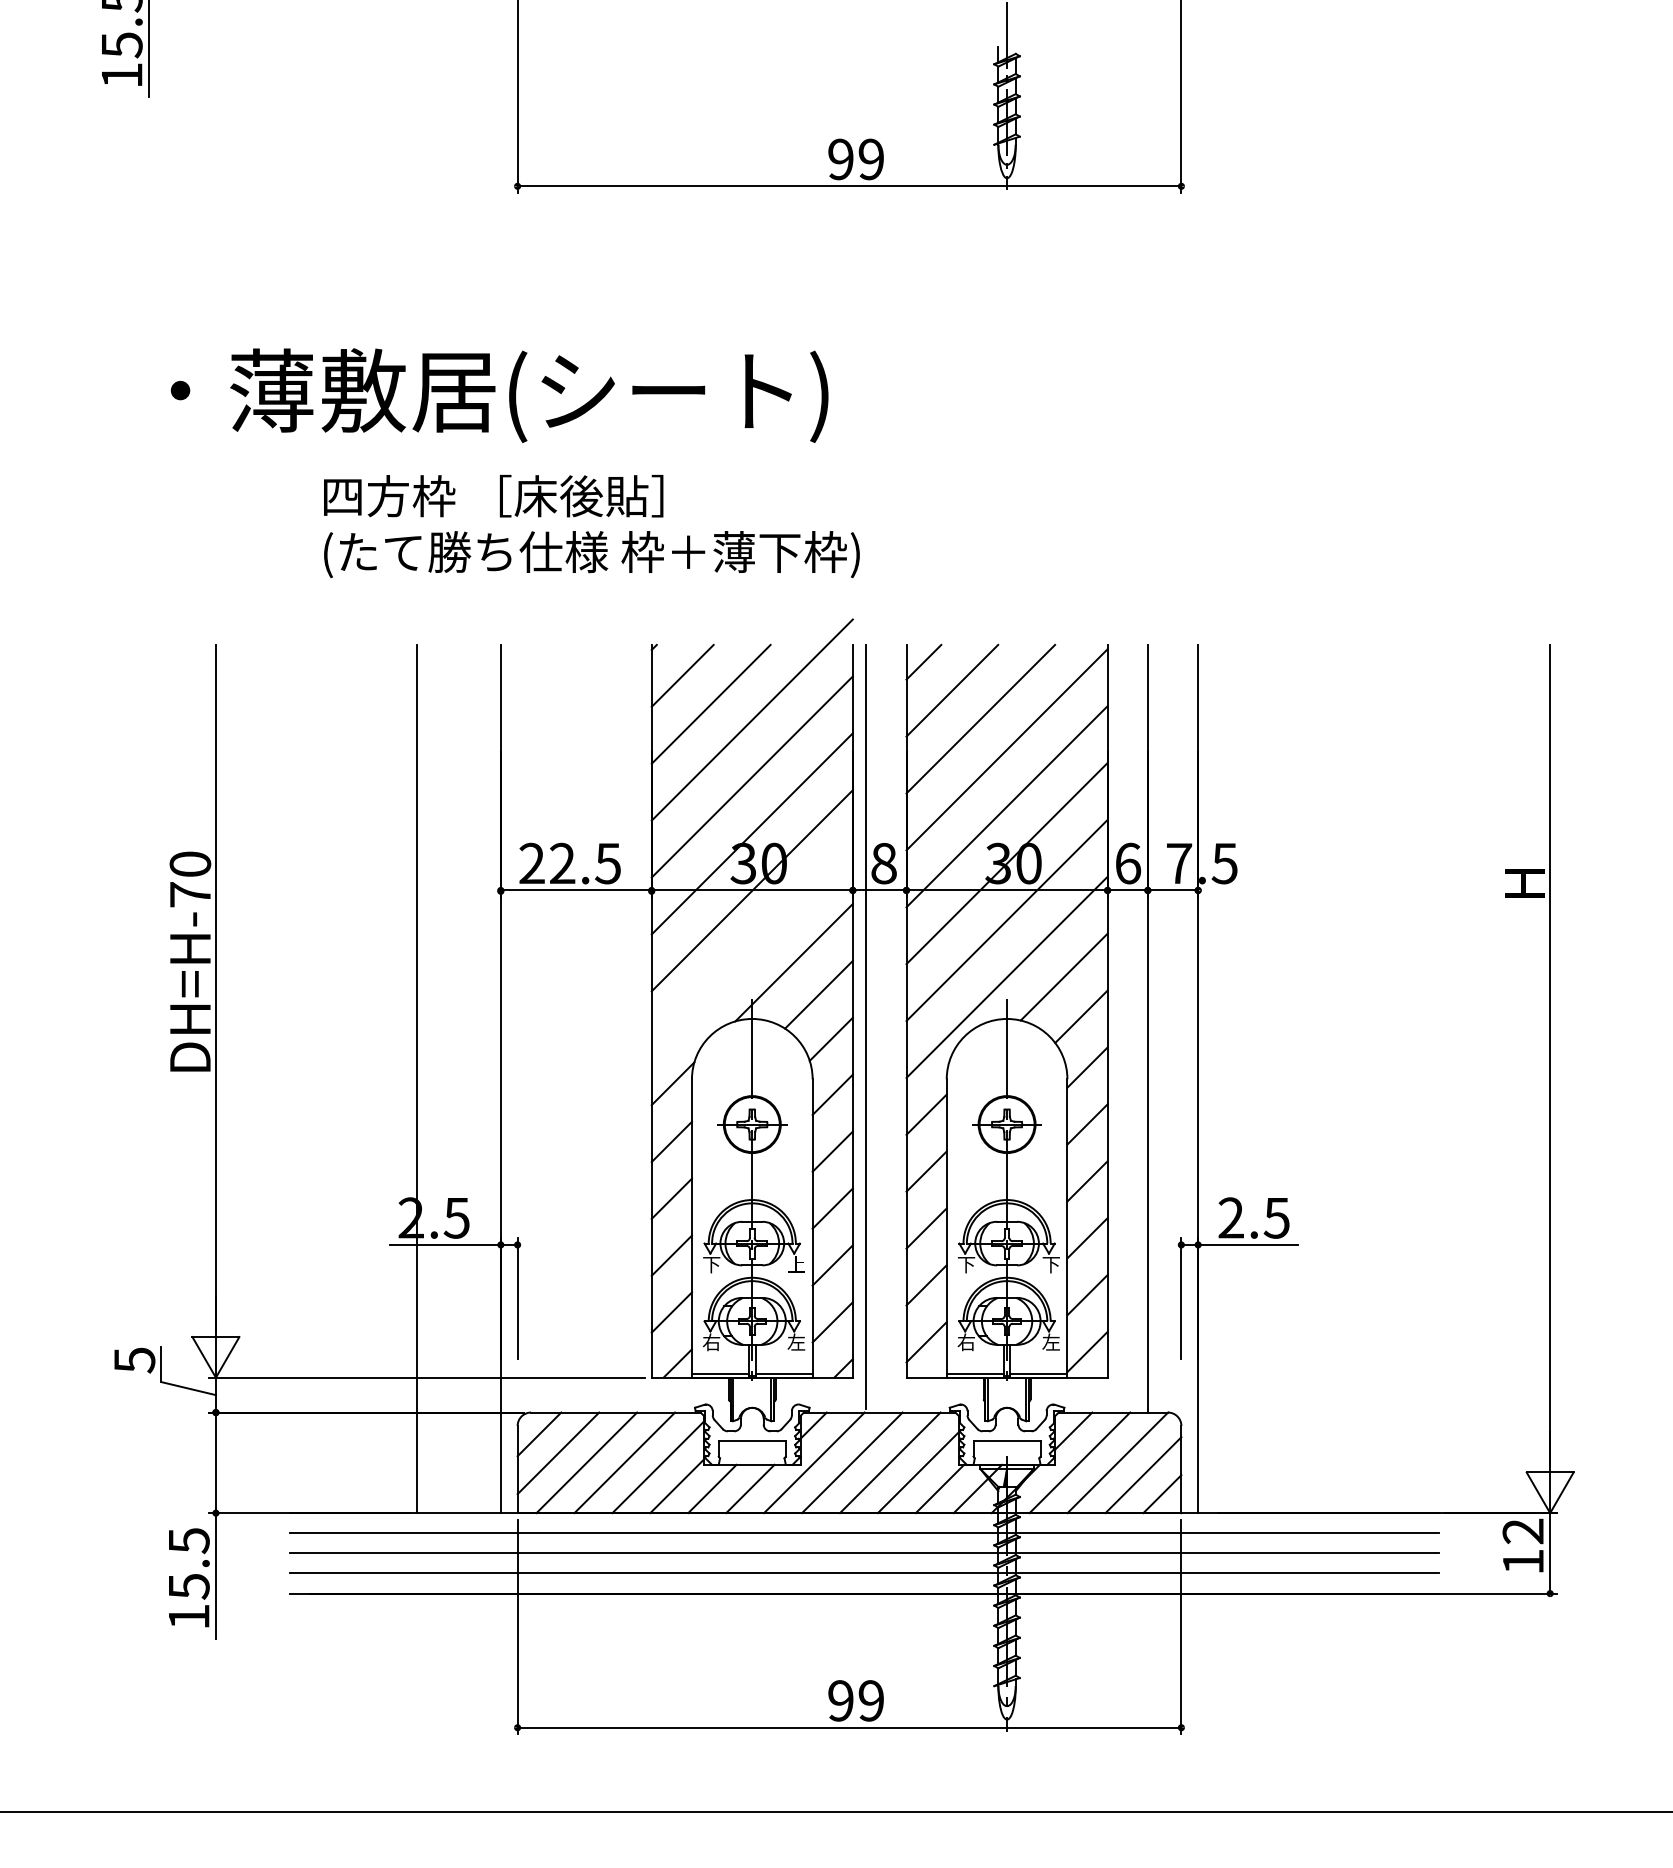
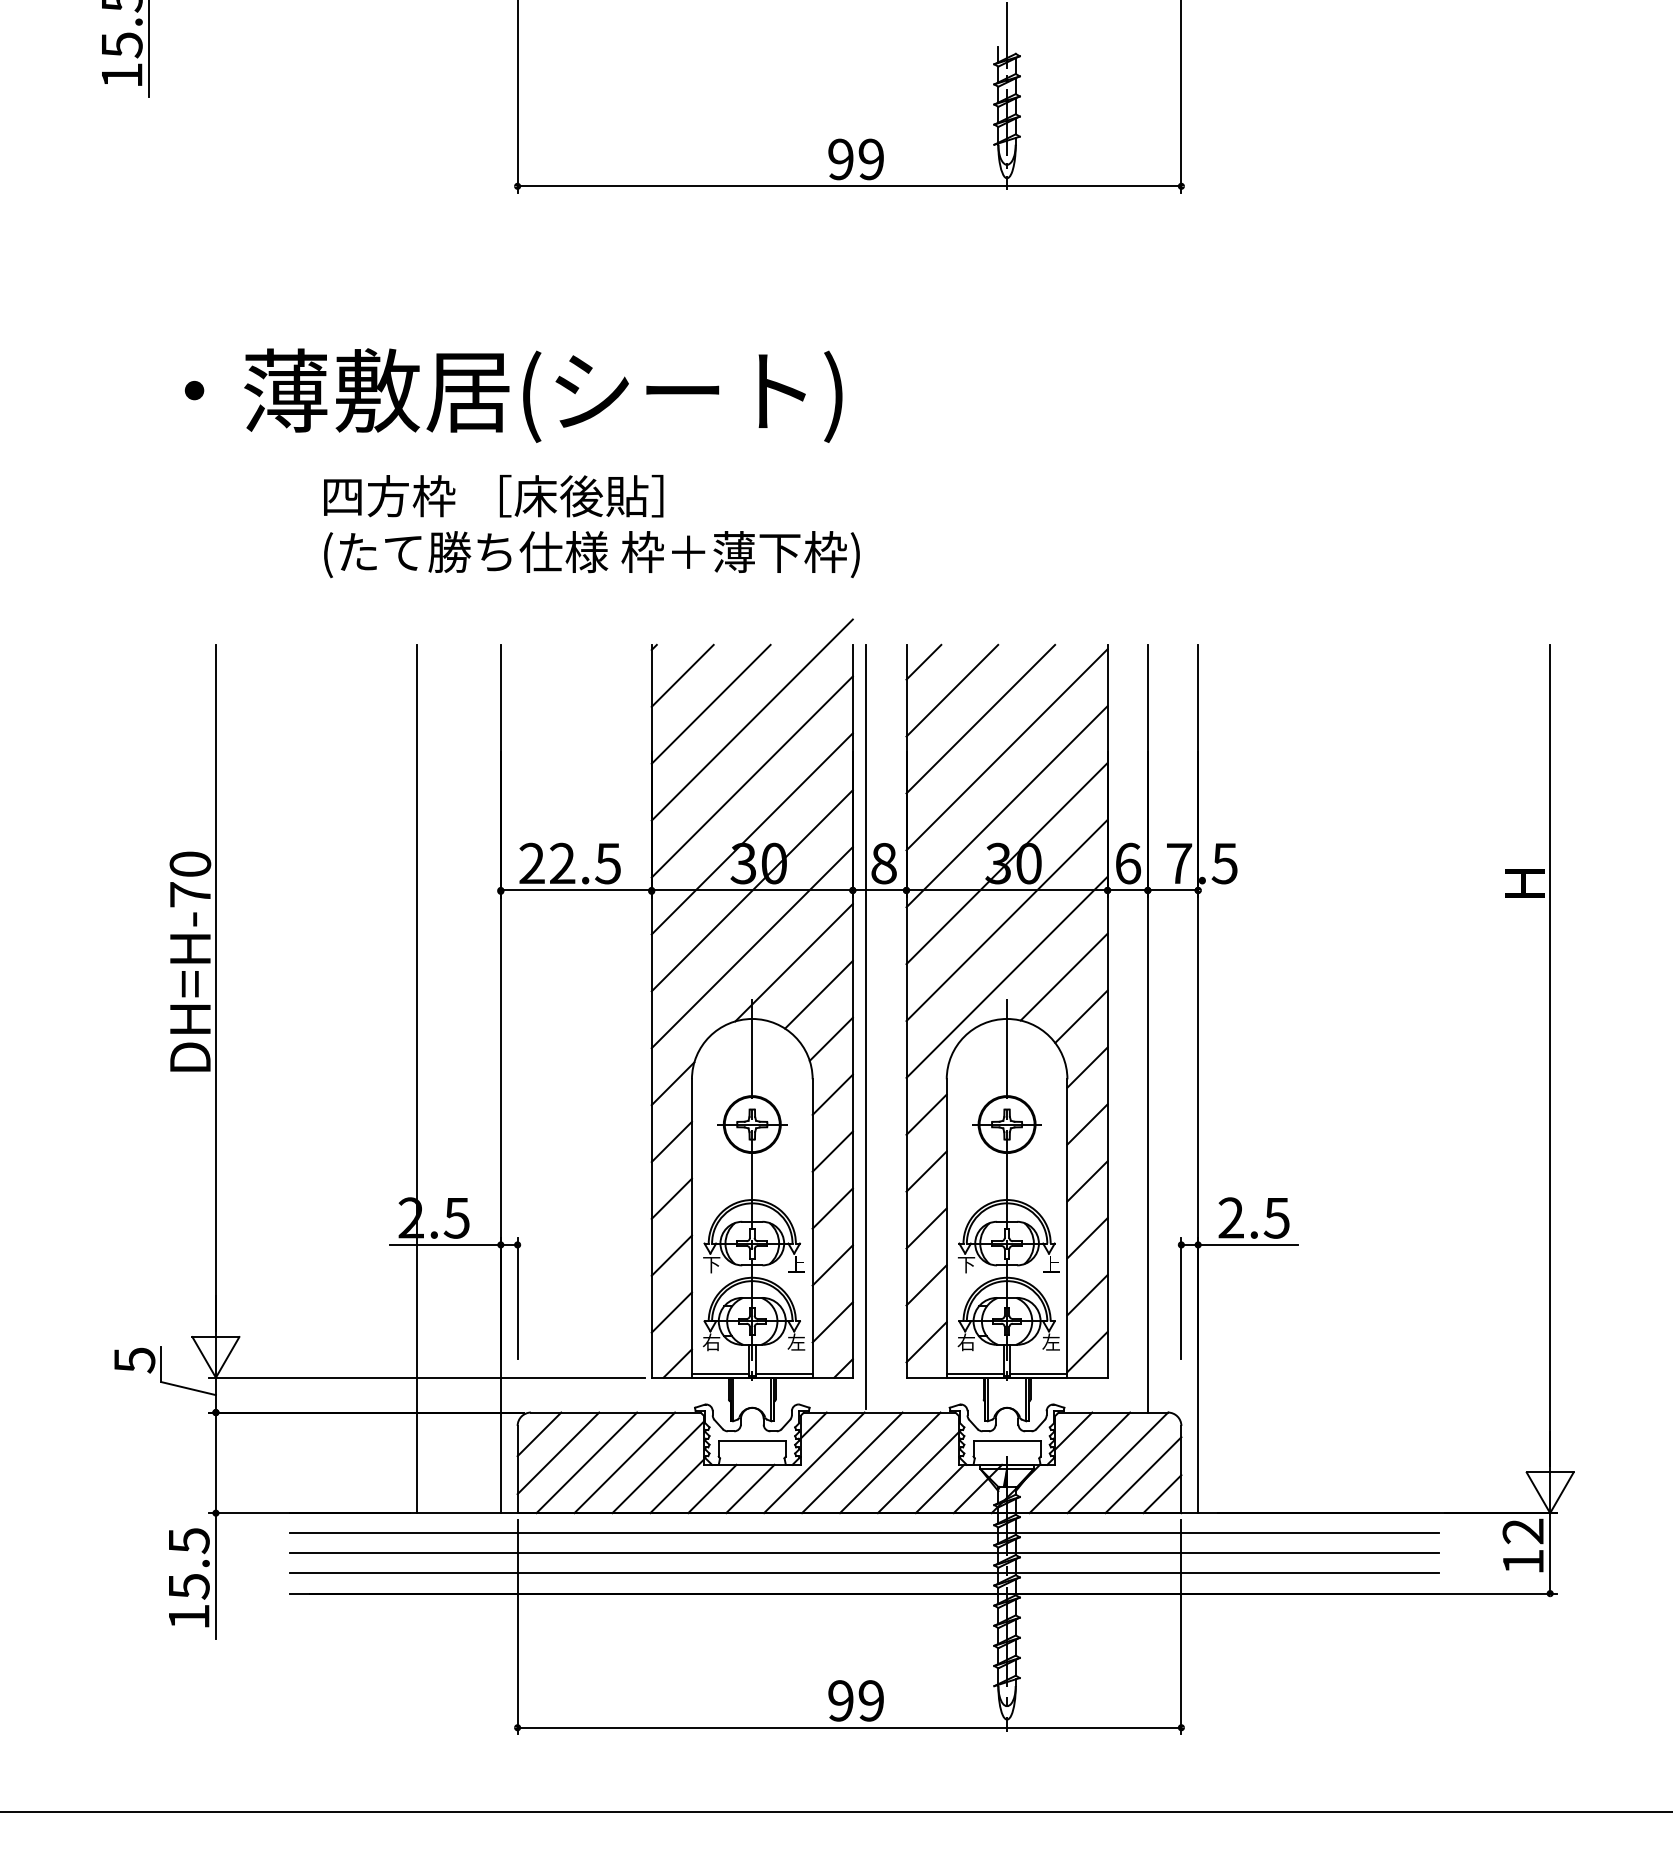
text position: (499, 395) -> (513, 395) (513, 395)
line: none -> present (751, 947)
text: 下 -> 上 (1050, 1264)
